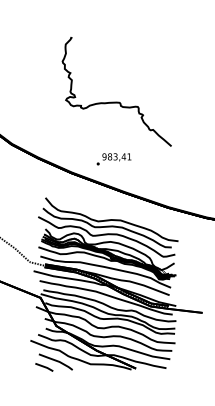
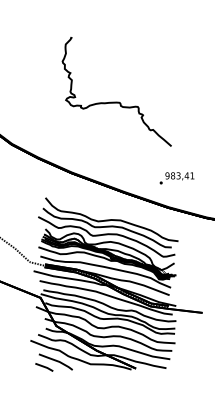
text position: (113, 159) -> (176, 178) (176, 178)
